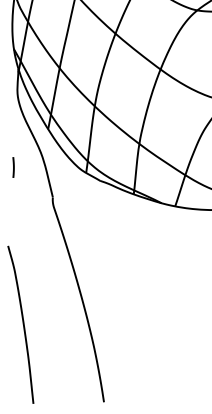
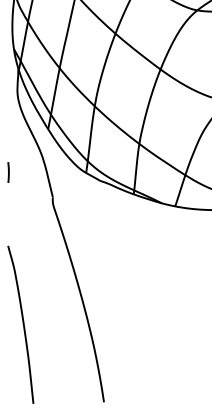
line position: (13, 167) -> (8, 172) (8, 172)
